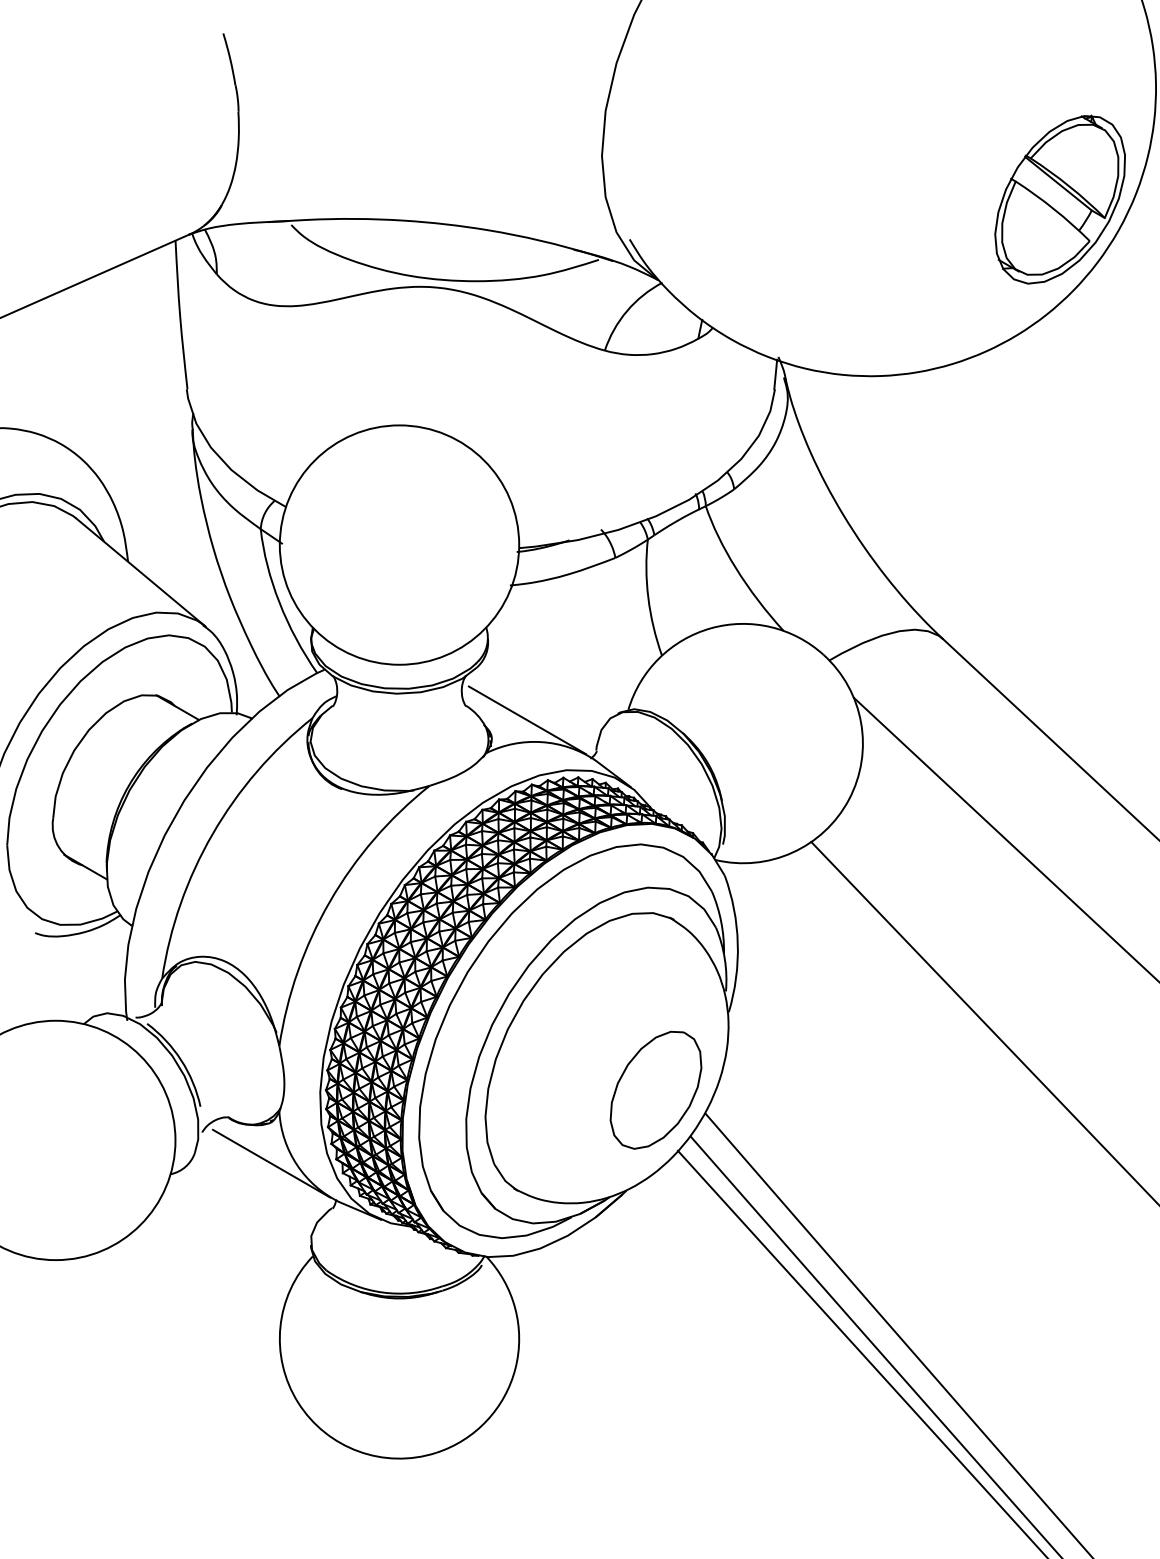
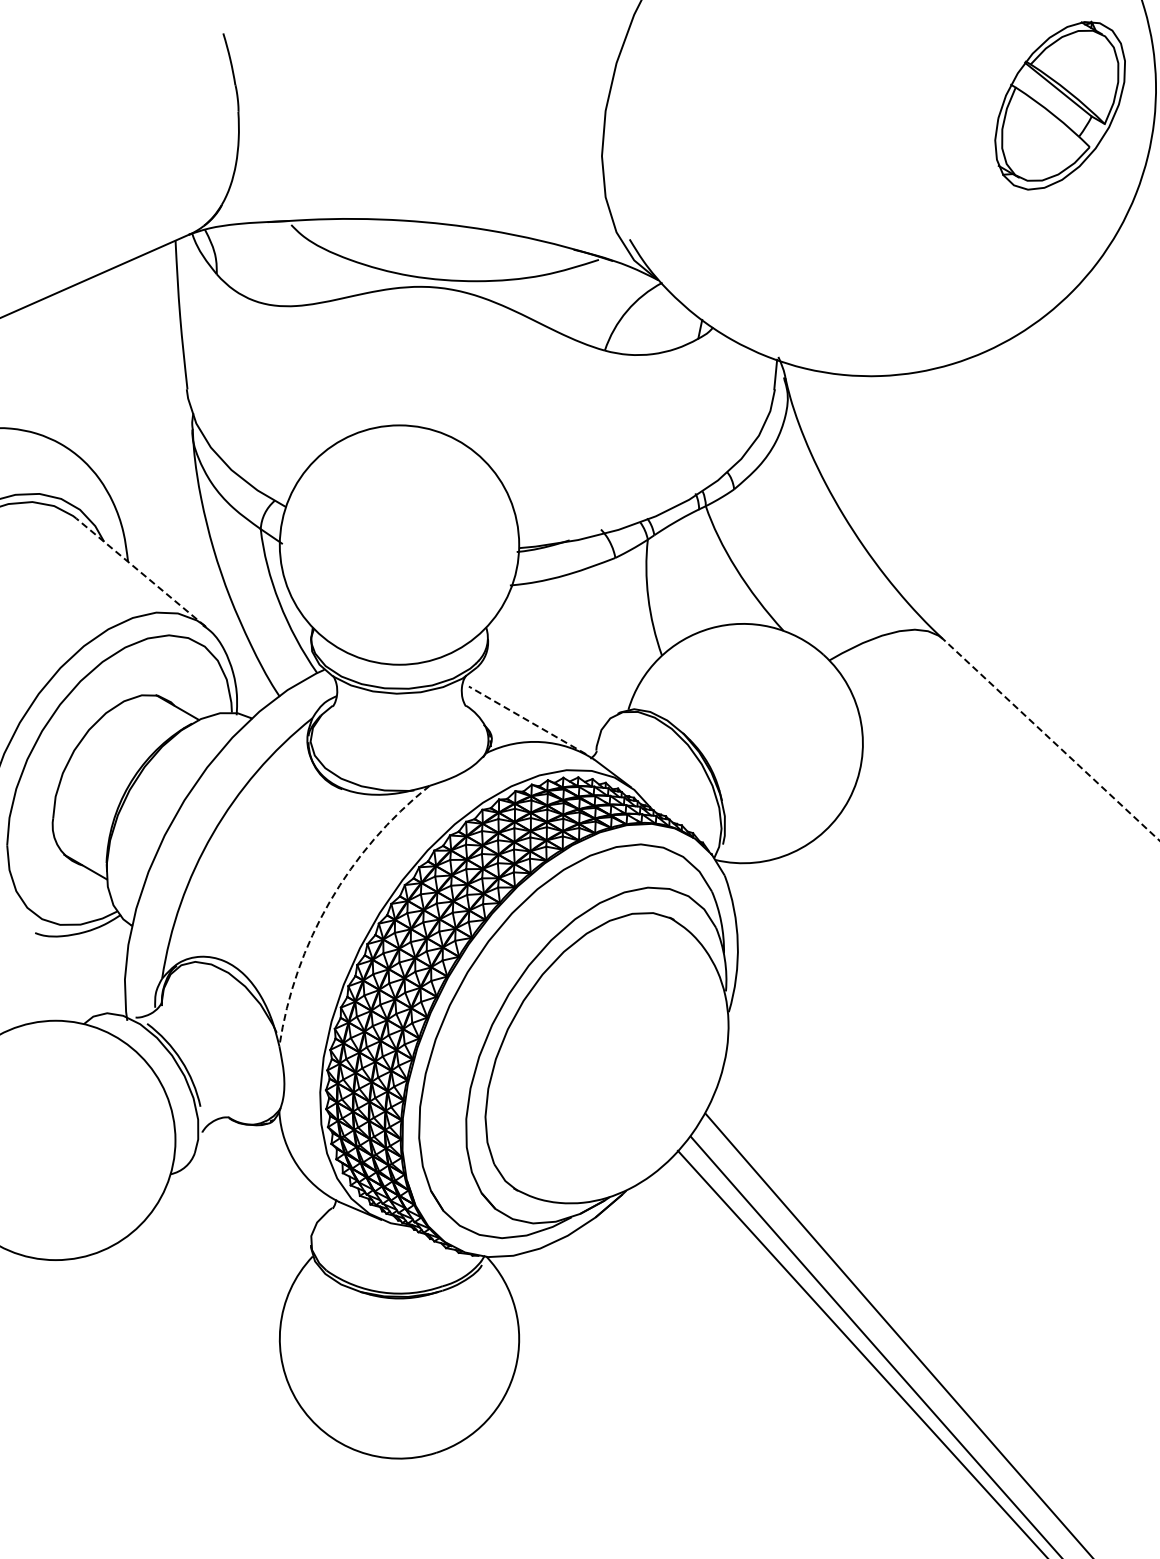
part position: (1059, 199) -> (1059, 105) (1059, 105)
line: solid -> dashed (140, 572)
line: solid -> dashed (527, 720)
line: solid -> dashed (1051, 739)
line: present -> none (1004, 838)
arc: solid -> dashed (329, 901)
line: present -> none (983, 1022)
part: present -> none (655, 1089)
line: present -> none (271, 1163)
